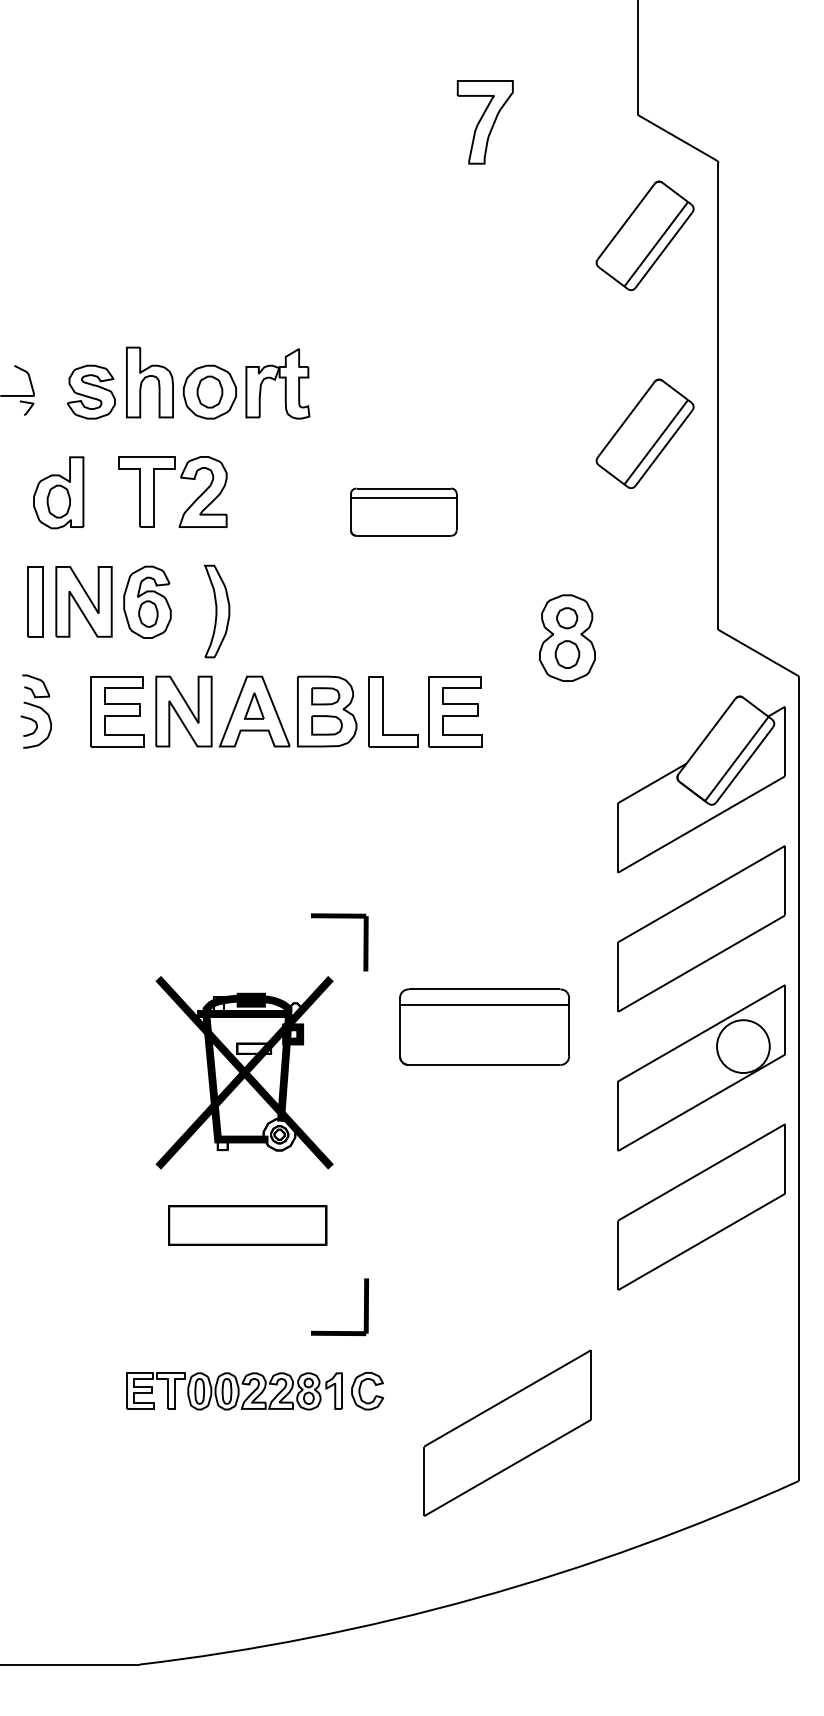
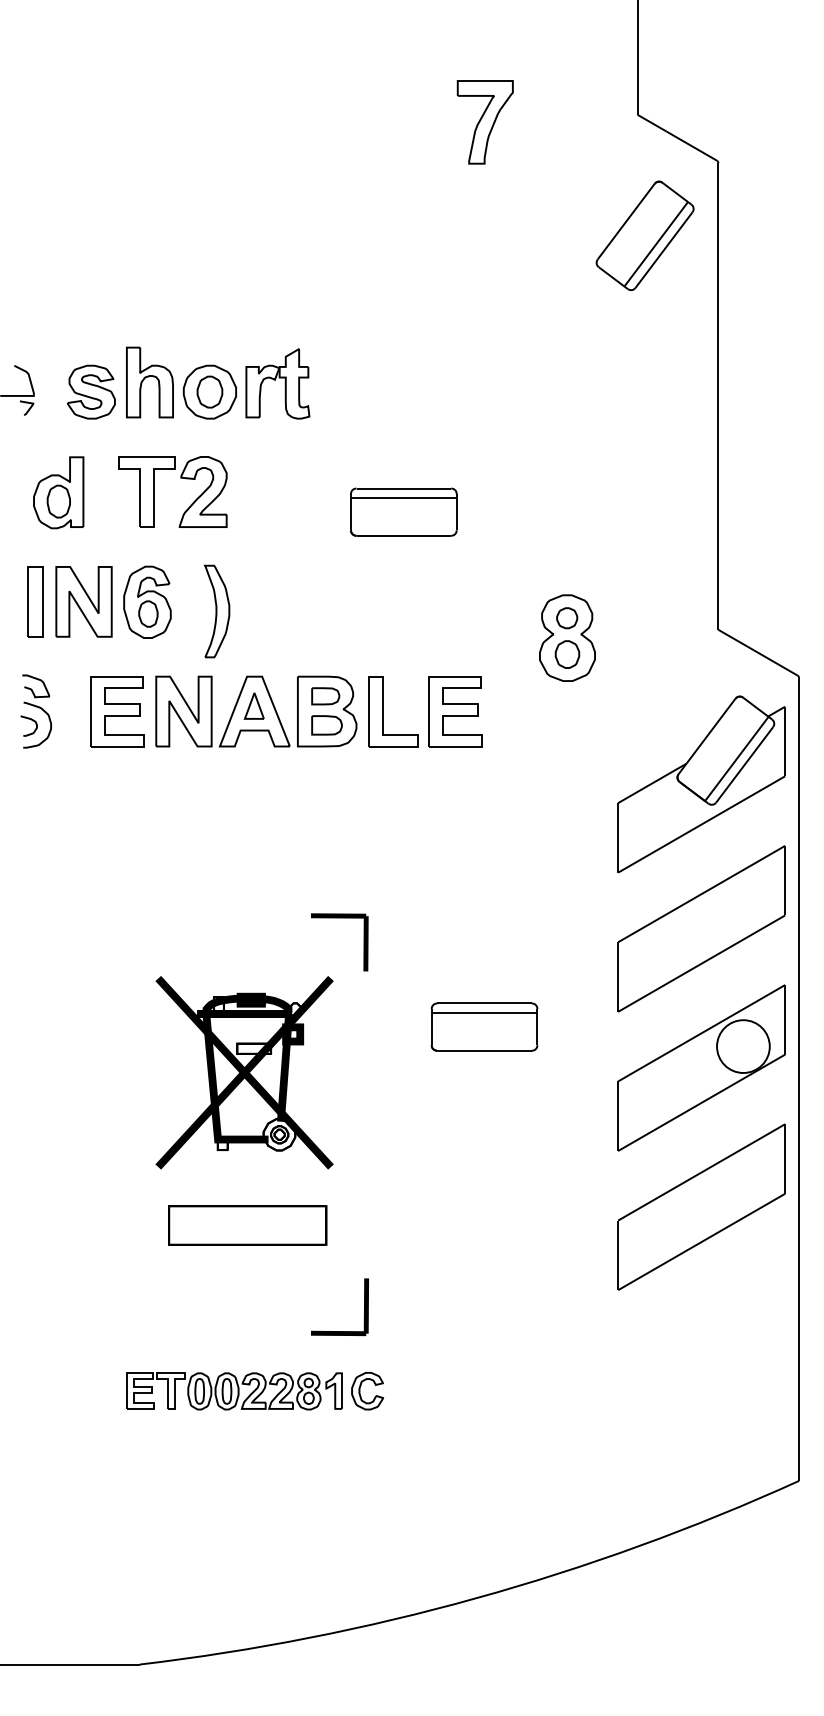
part: present -> none (644, 433)
part size: 171x78 px -> 109x50 px (484, 1026)
part: present -> none (507, 1432)
